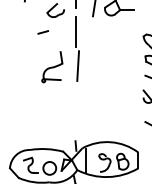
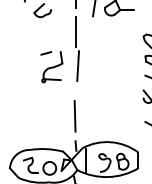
part position: (55, 10) -> (42, 10) (42, 10)
line position: (42, 32) -> (45, 53) (45, 53)
line: none -> present (74, 116)
